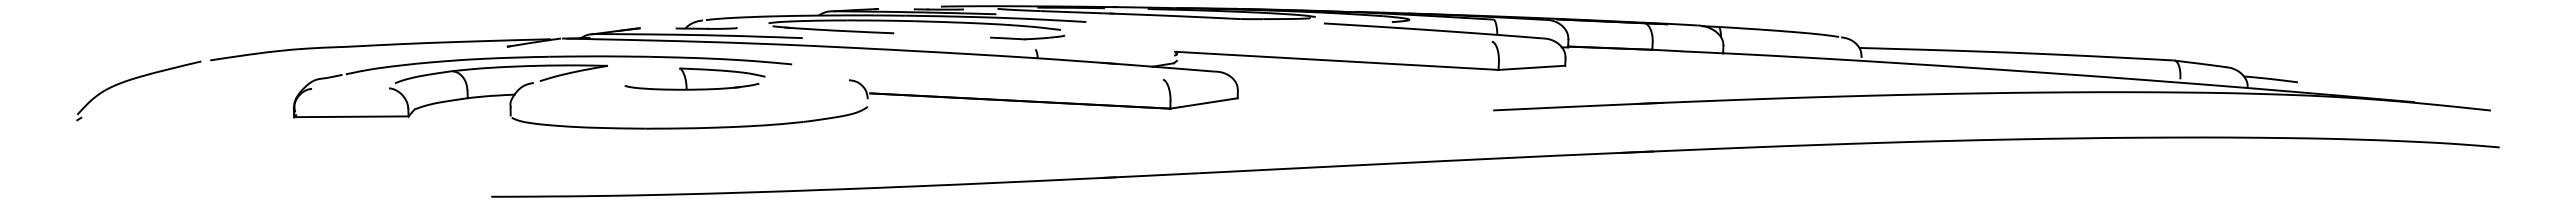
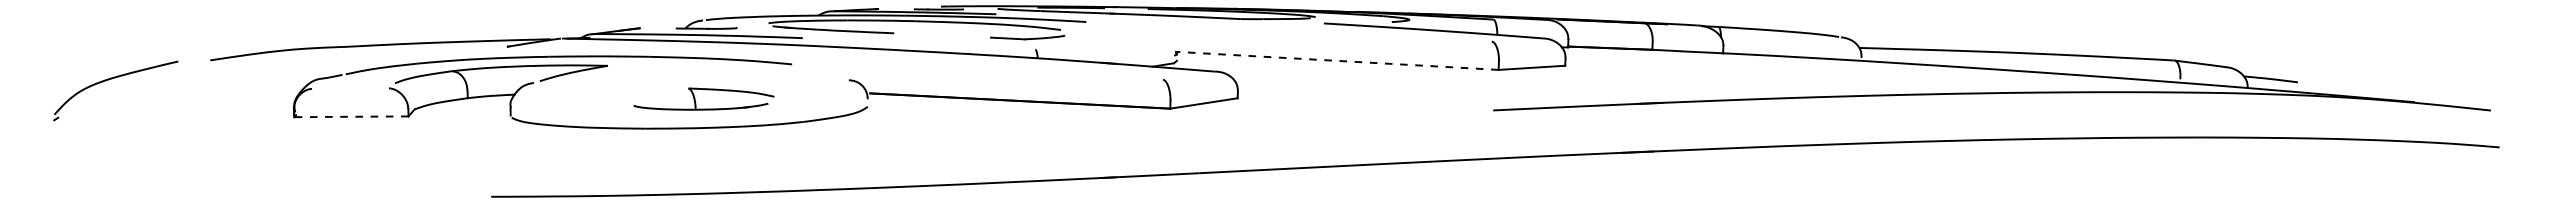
line: solid -> dashed (1336, 60)
part position: (686, 78) -> (695, 98) (695, 98)
part position: (135, 79) -> (112, 79) (112, 79)
line: solid -> dashed (350, 116)
